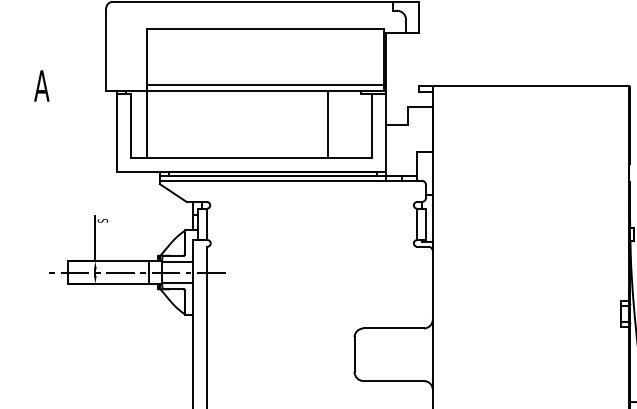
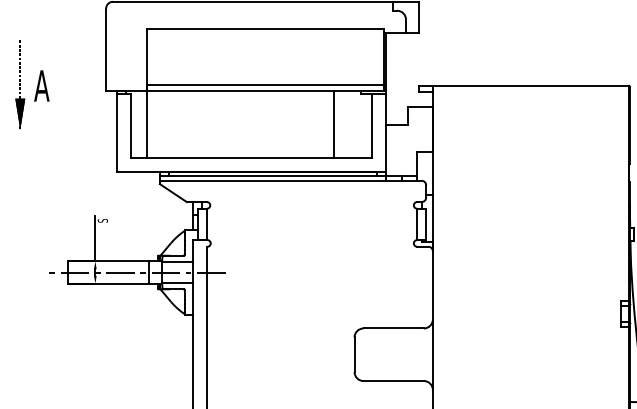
part: none -> present (20, 84)
line position: (328, 124) -> (334, 124) (334, 124)
